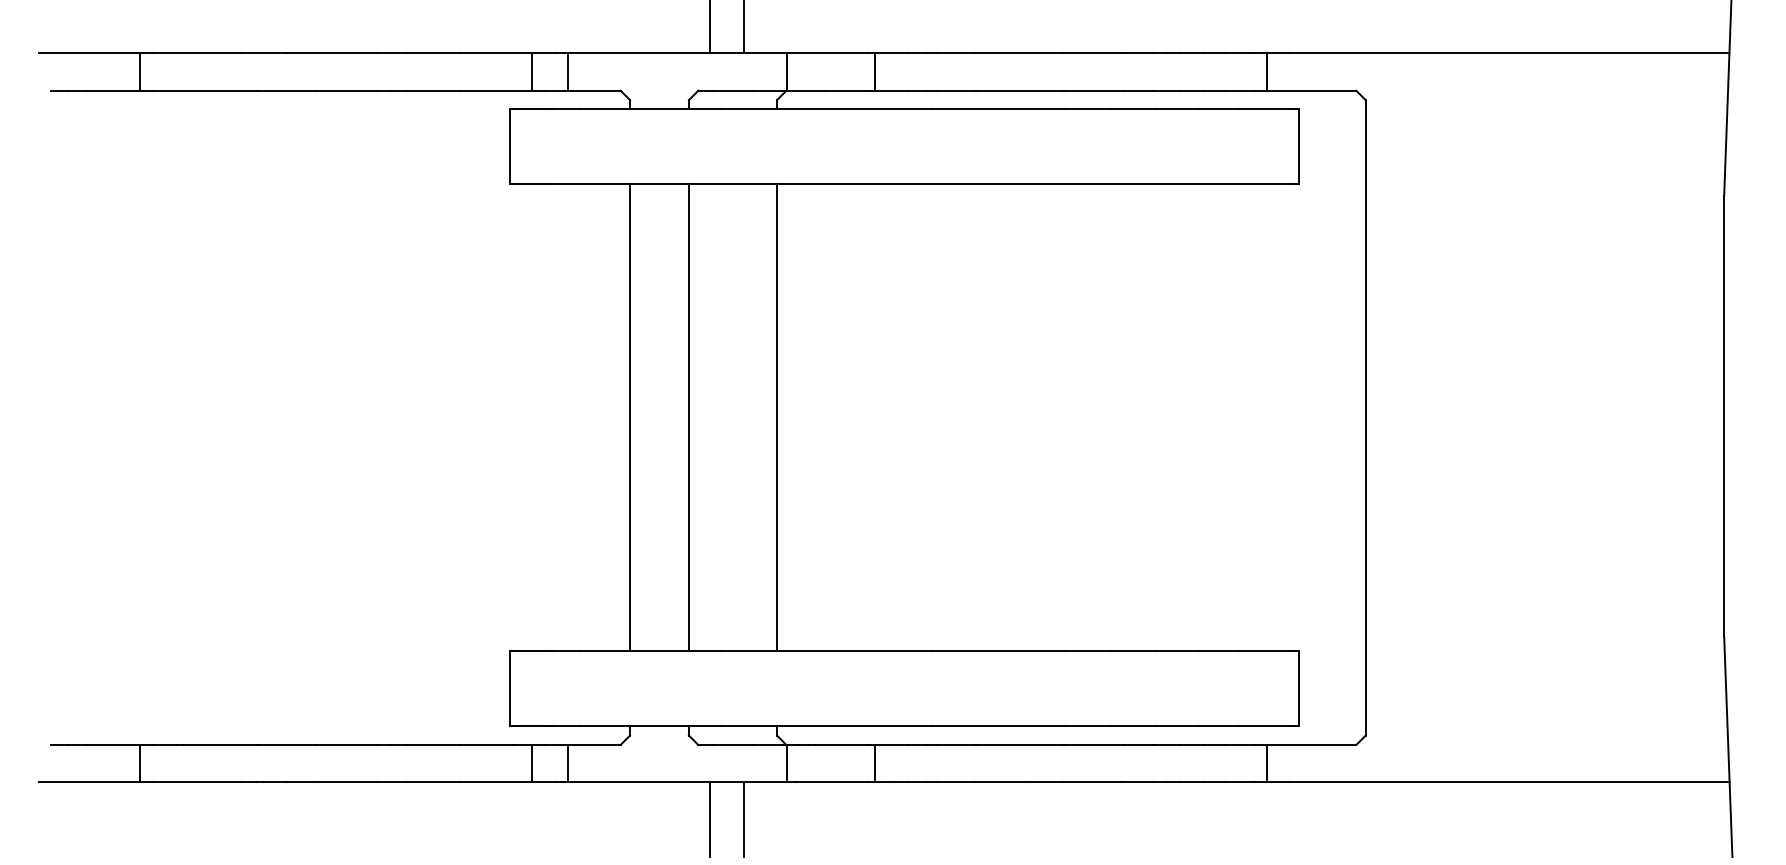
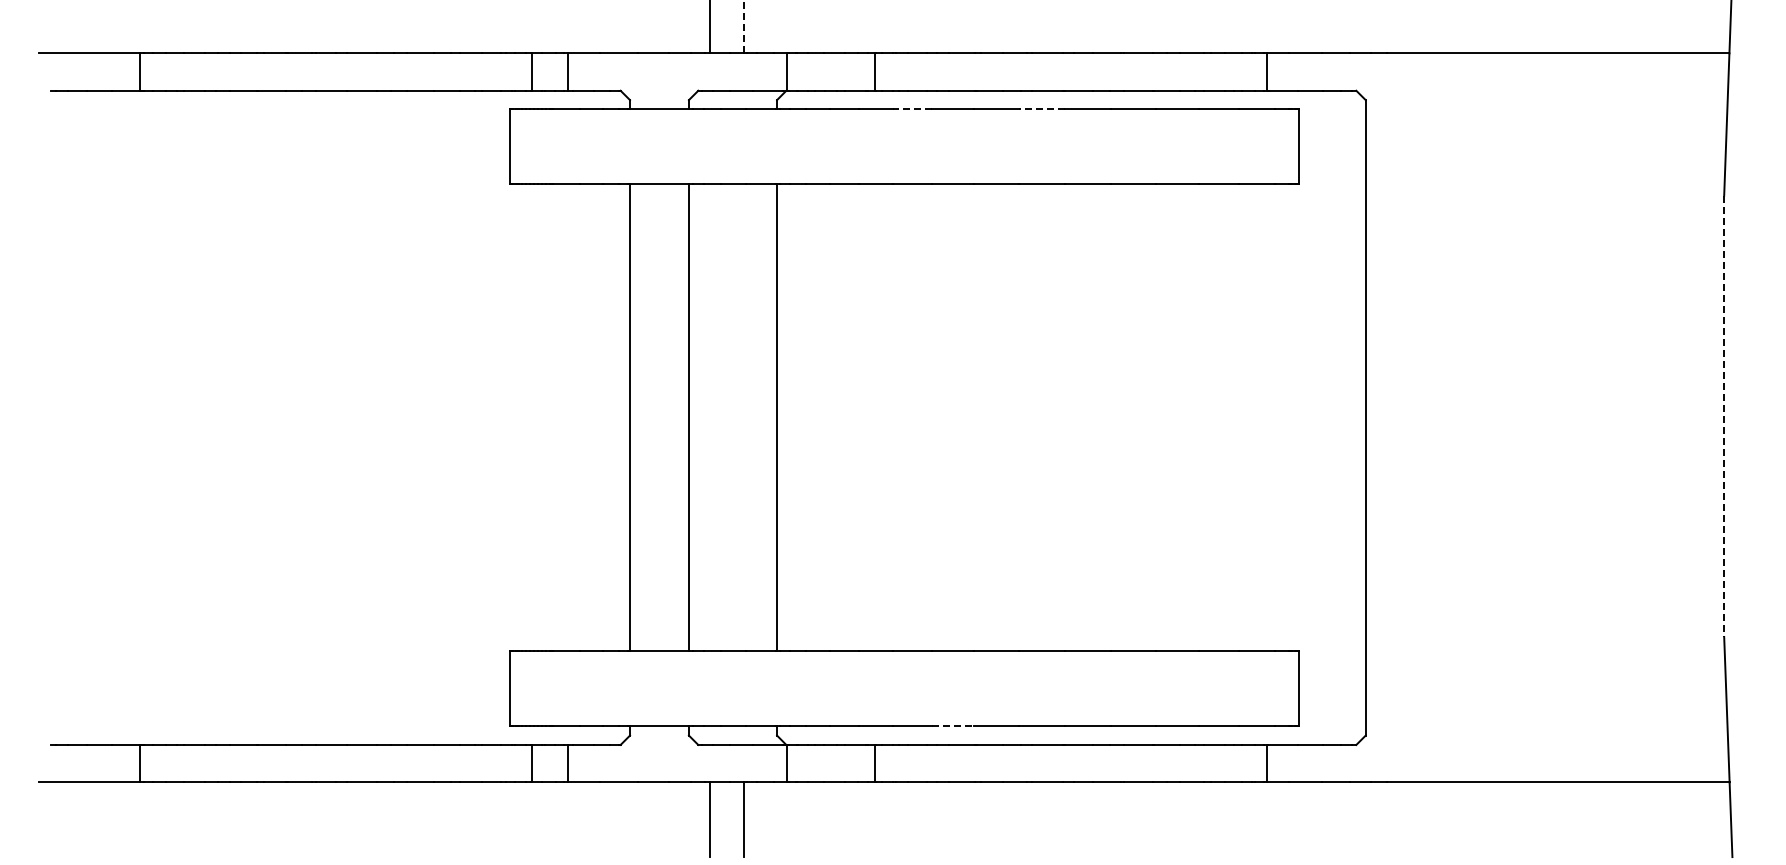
line: solid -> dashed (744, 26)
line: solid -> dashed (912, 109)
line: solid -> dashed (1042, 109)
line: solid -> dashed (1724, 416)
line: solid -> dashed (953, 726)
